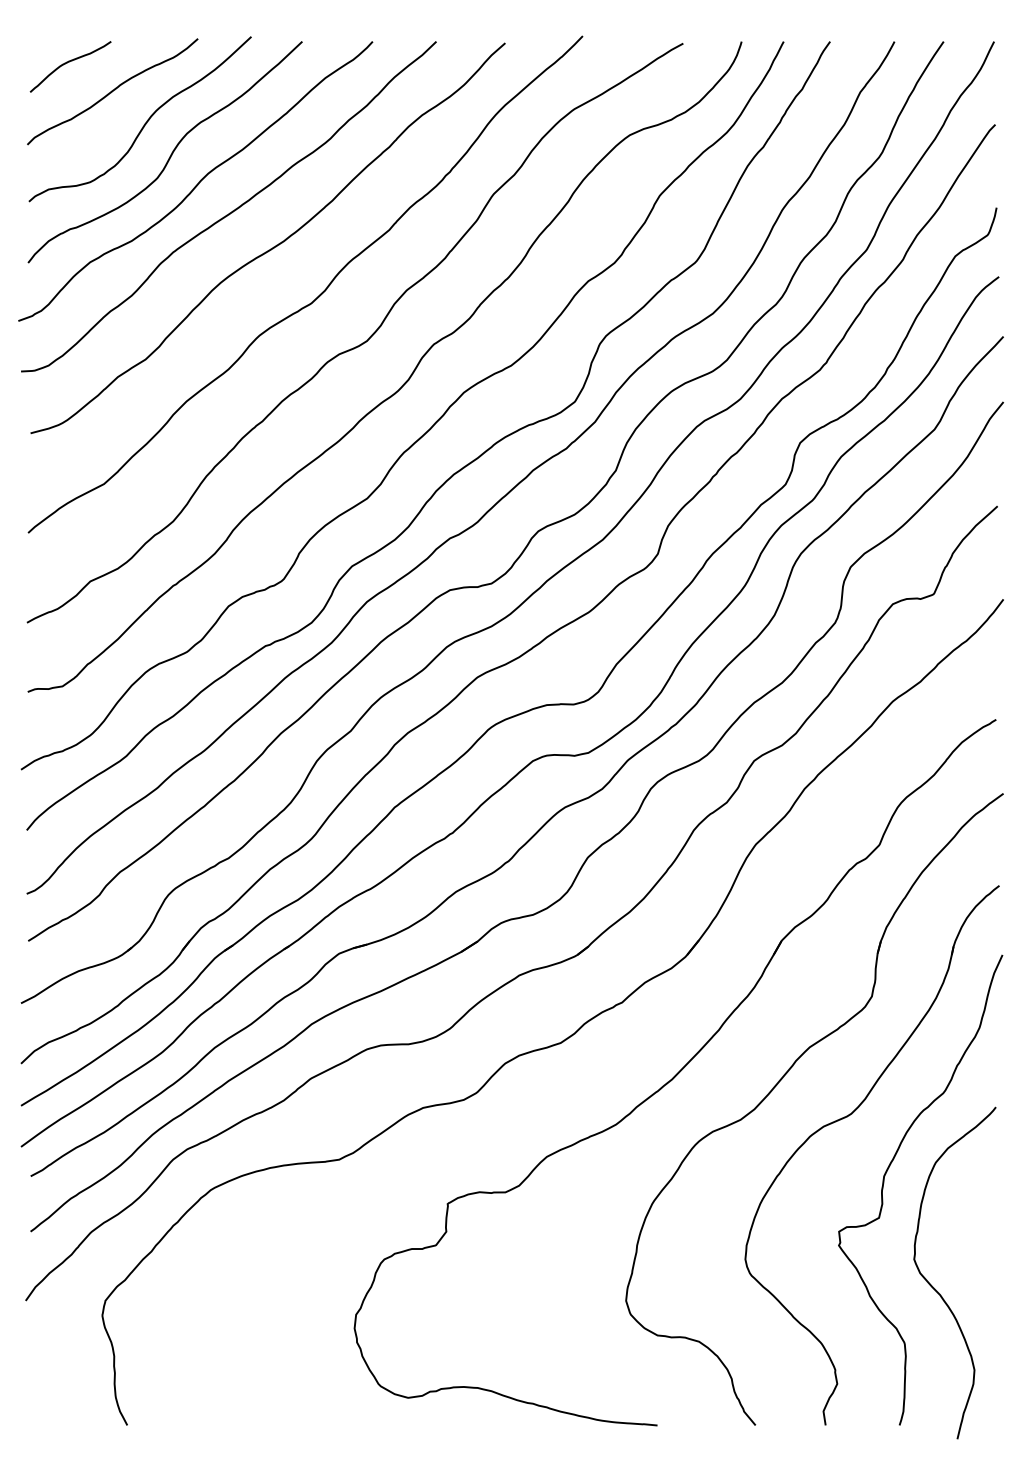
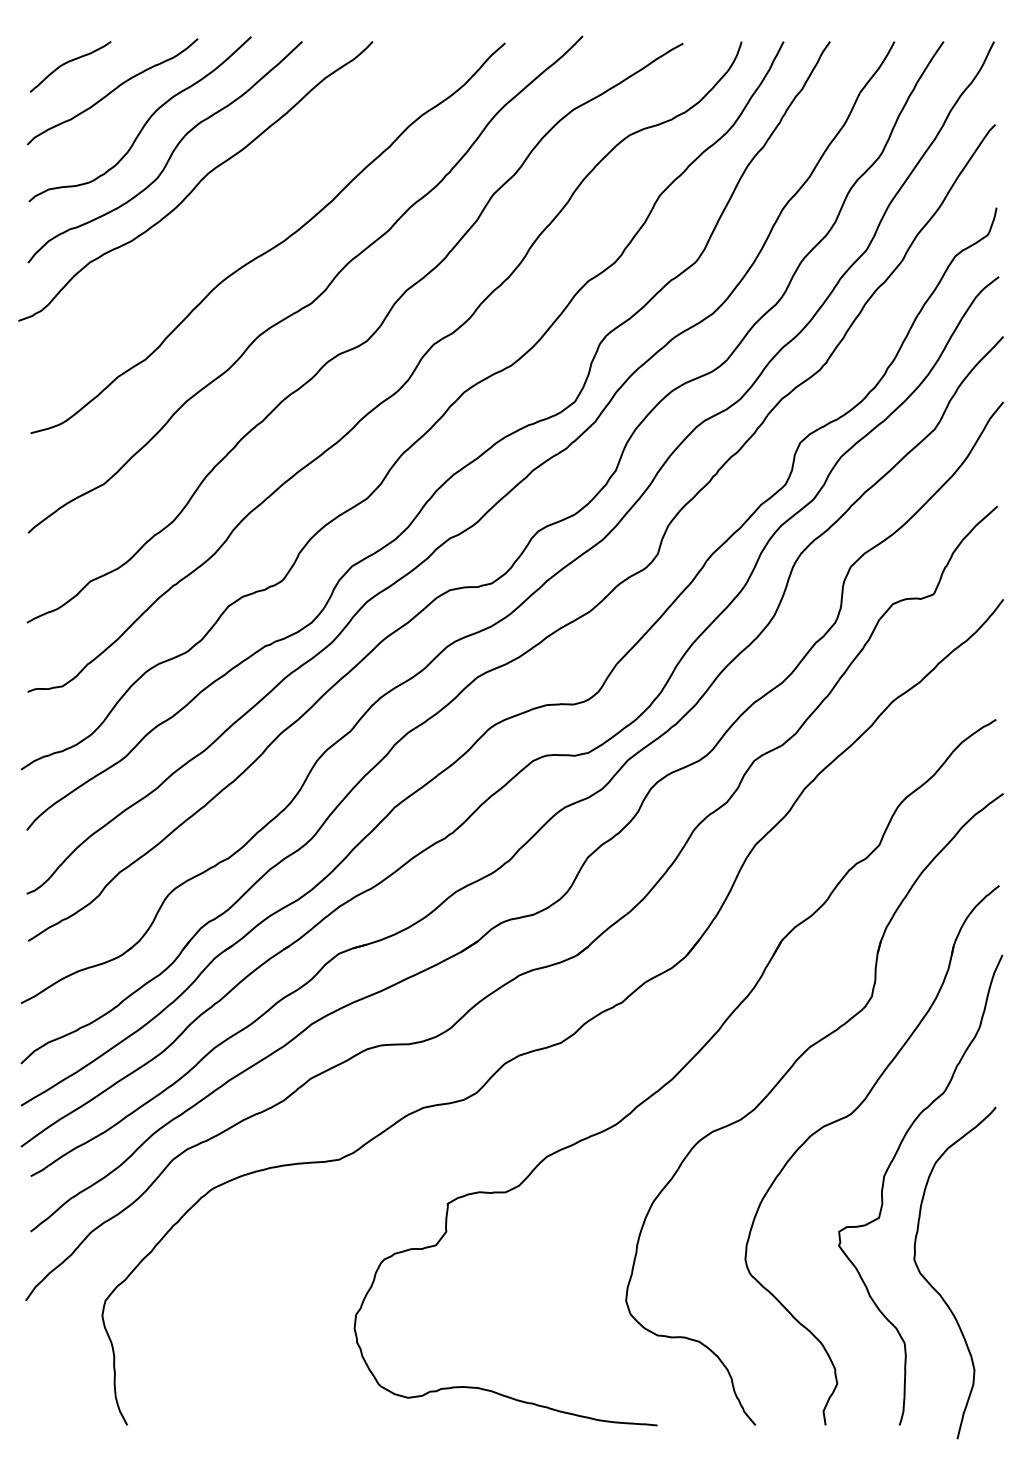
curve: present -> none (232, 210)
